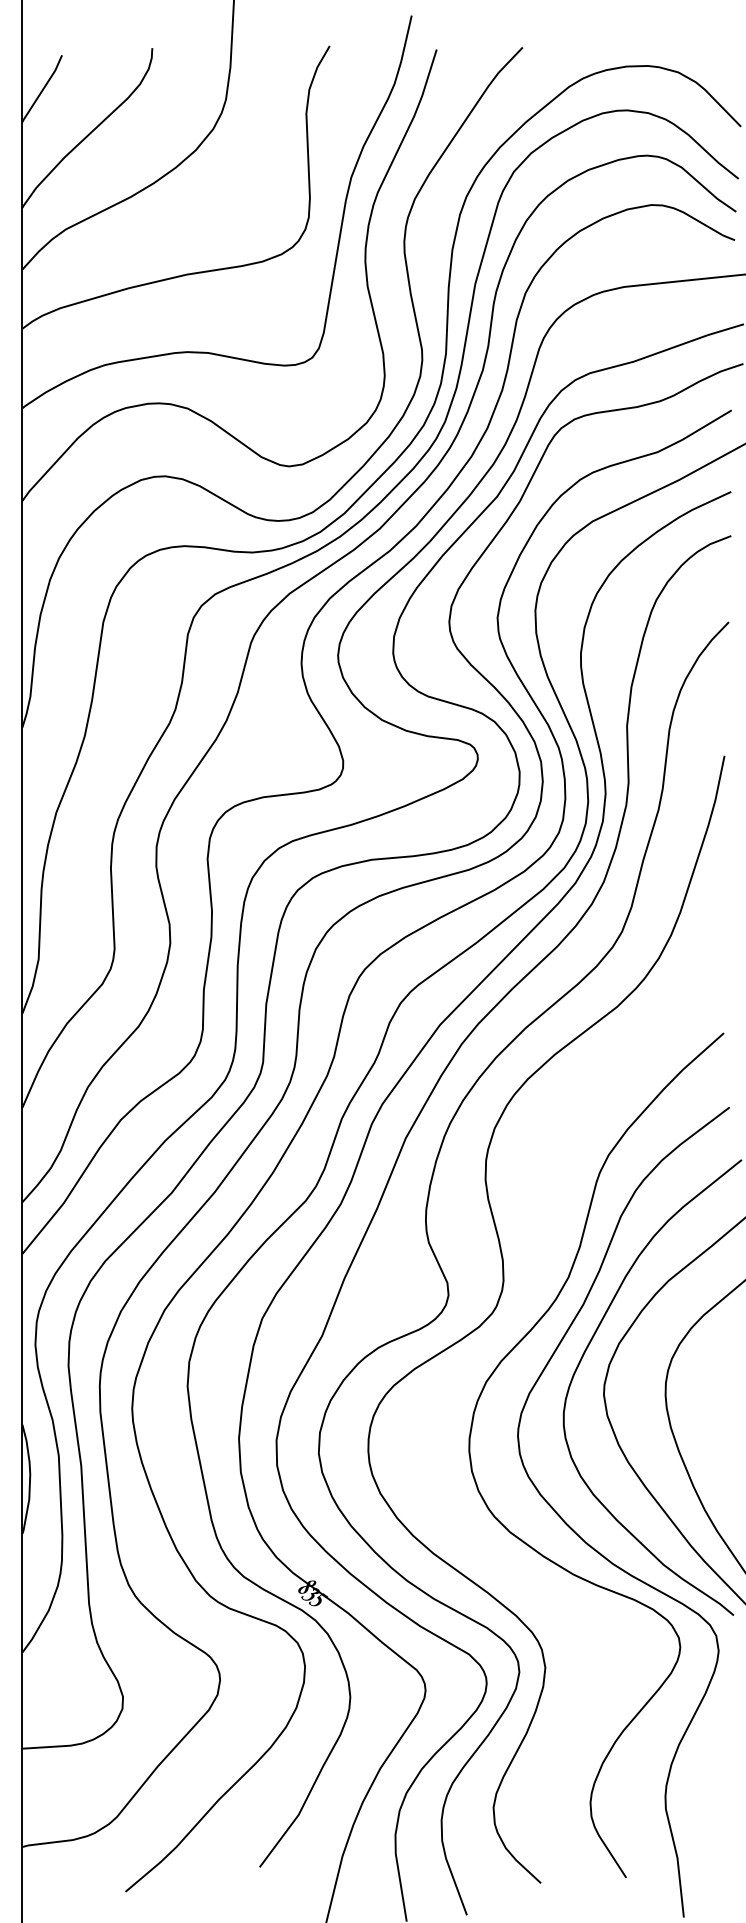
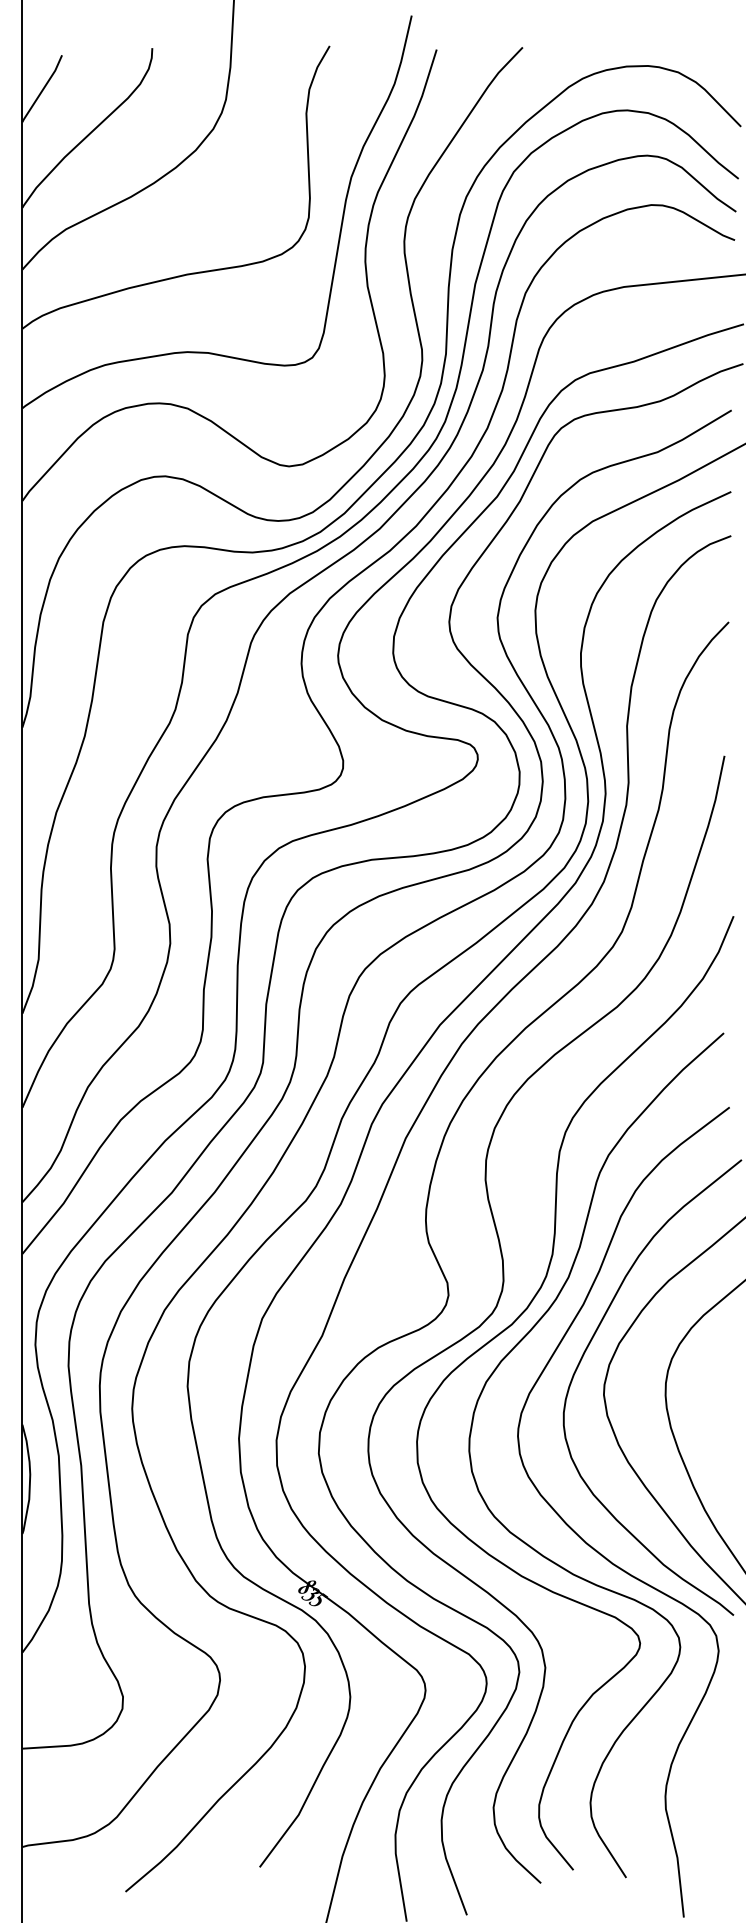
curve: none -> present (512, 1325)
